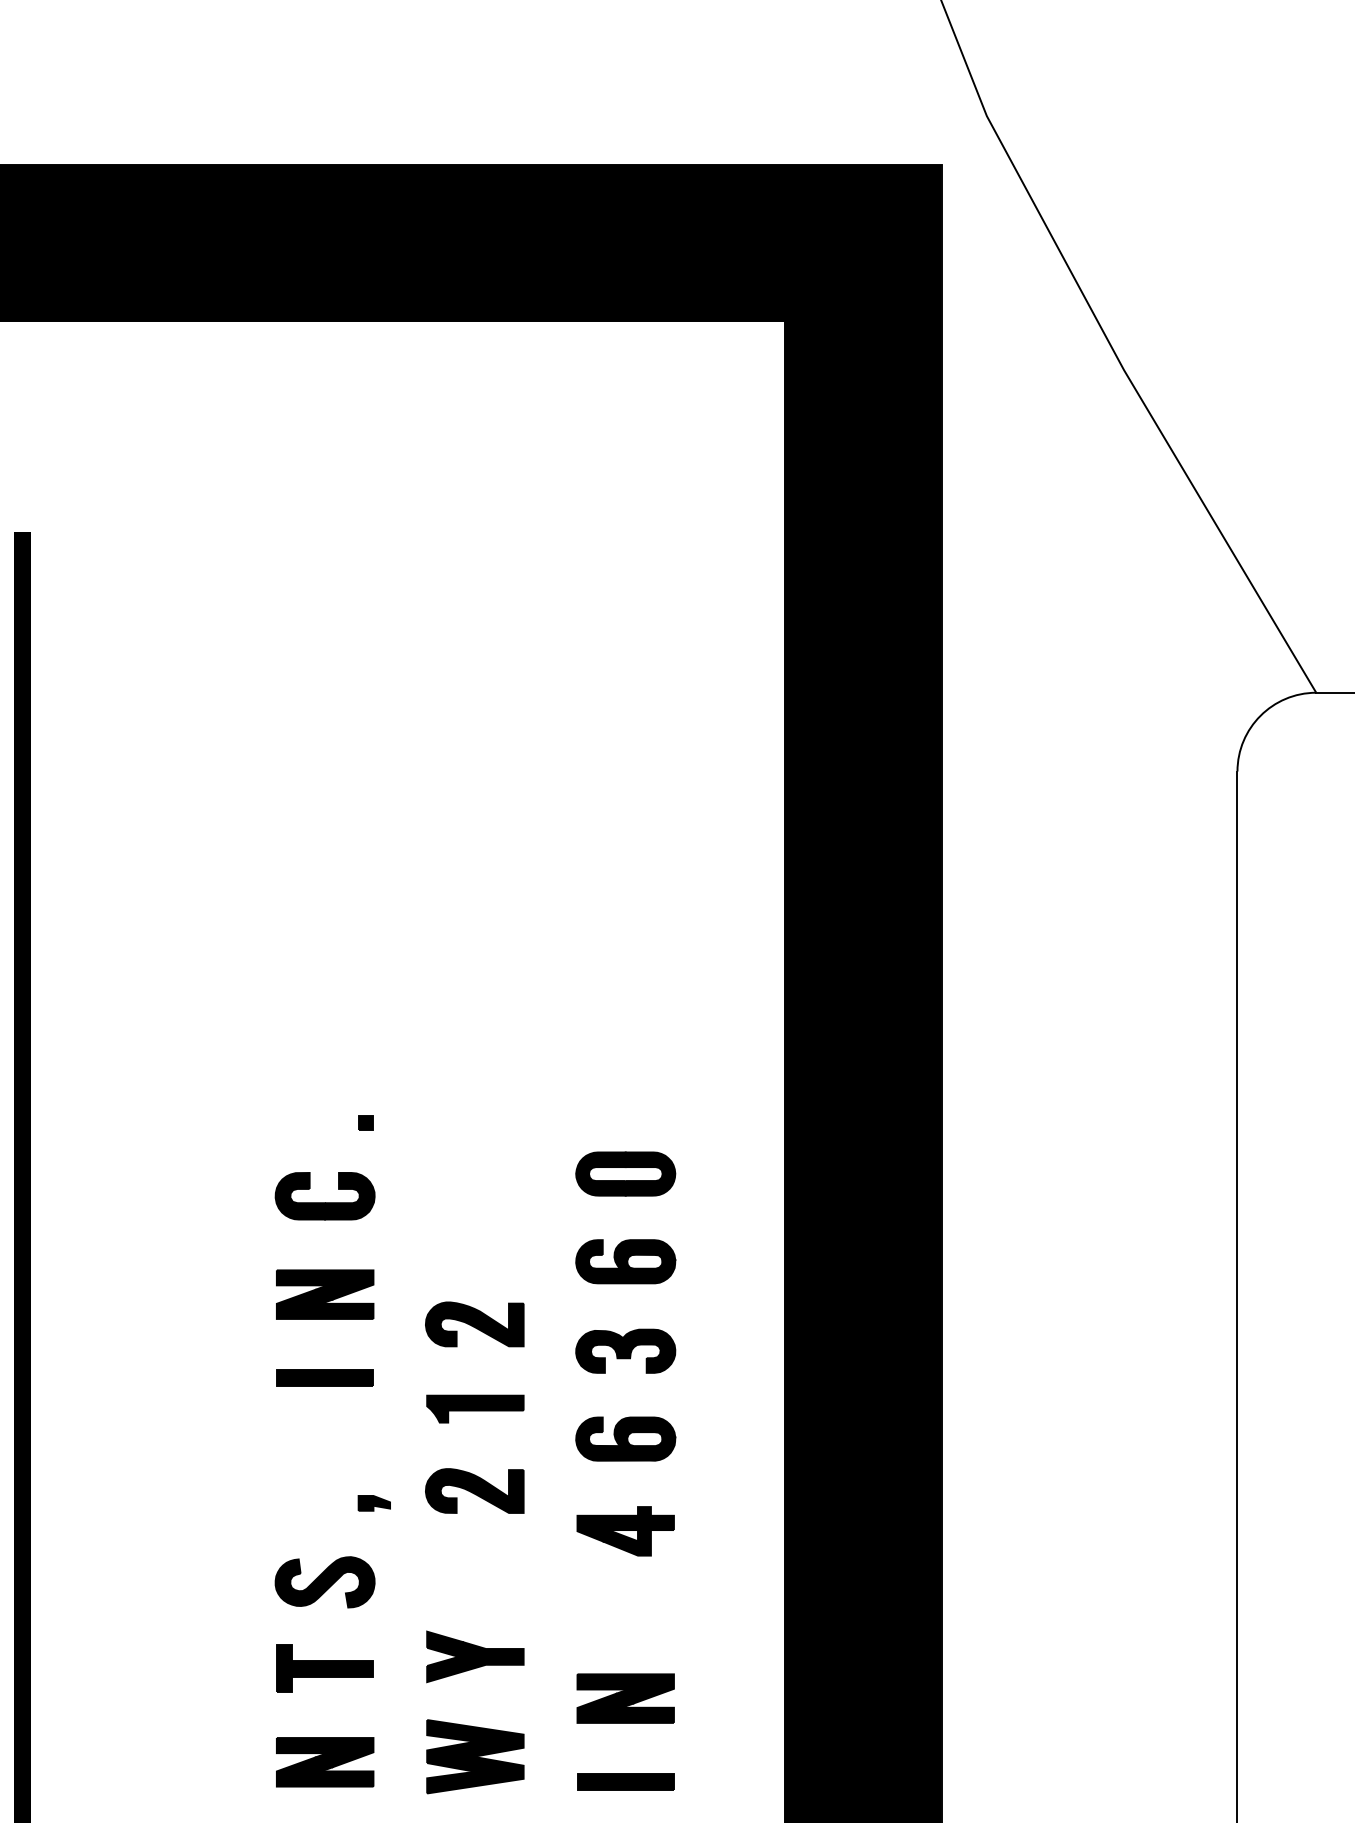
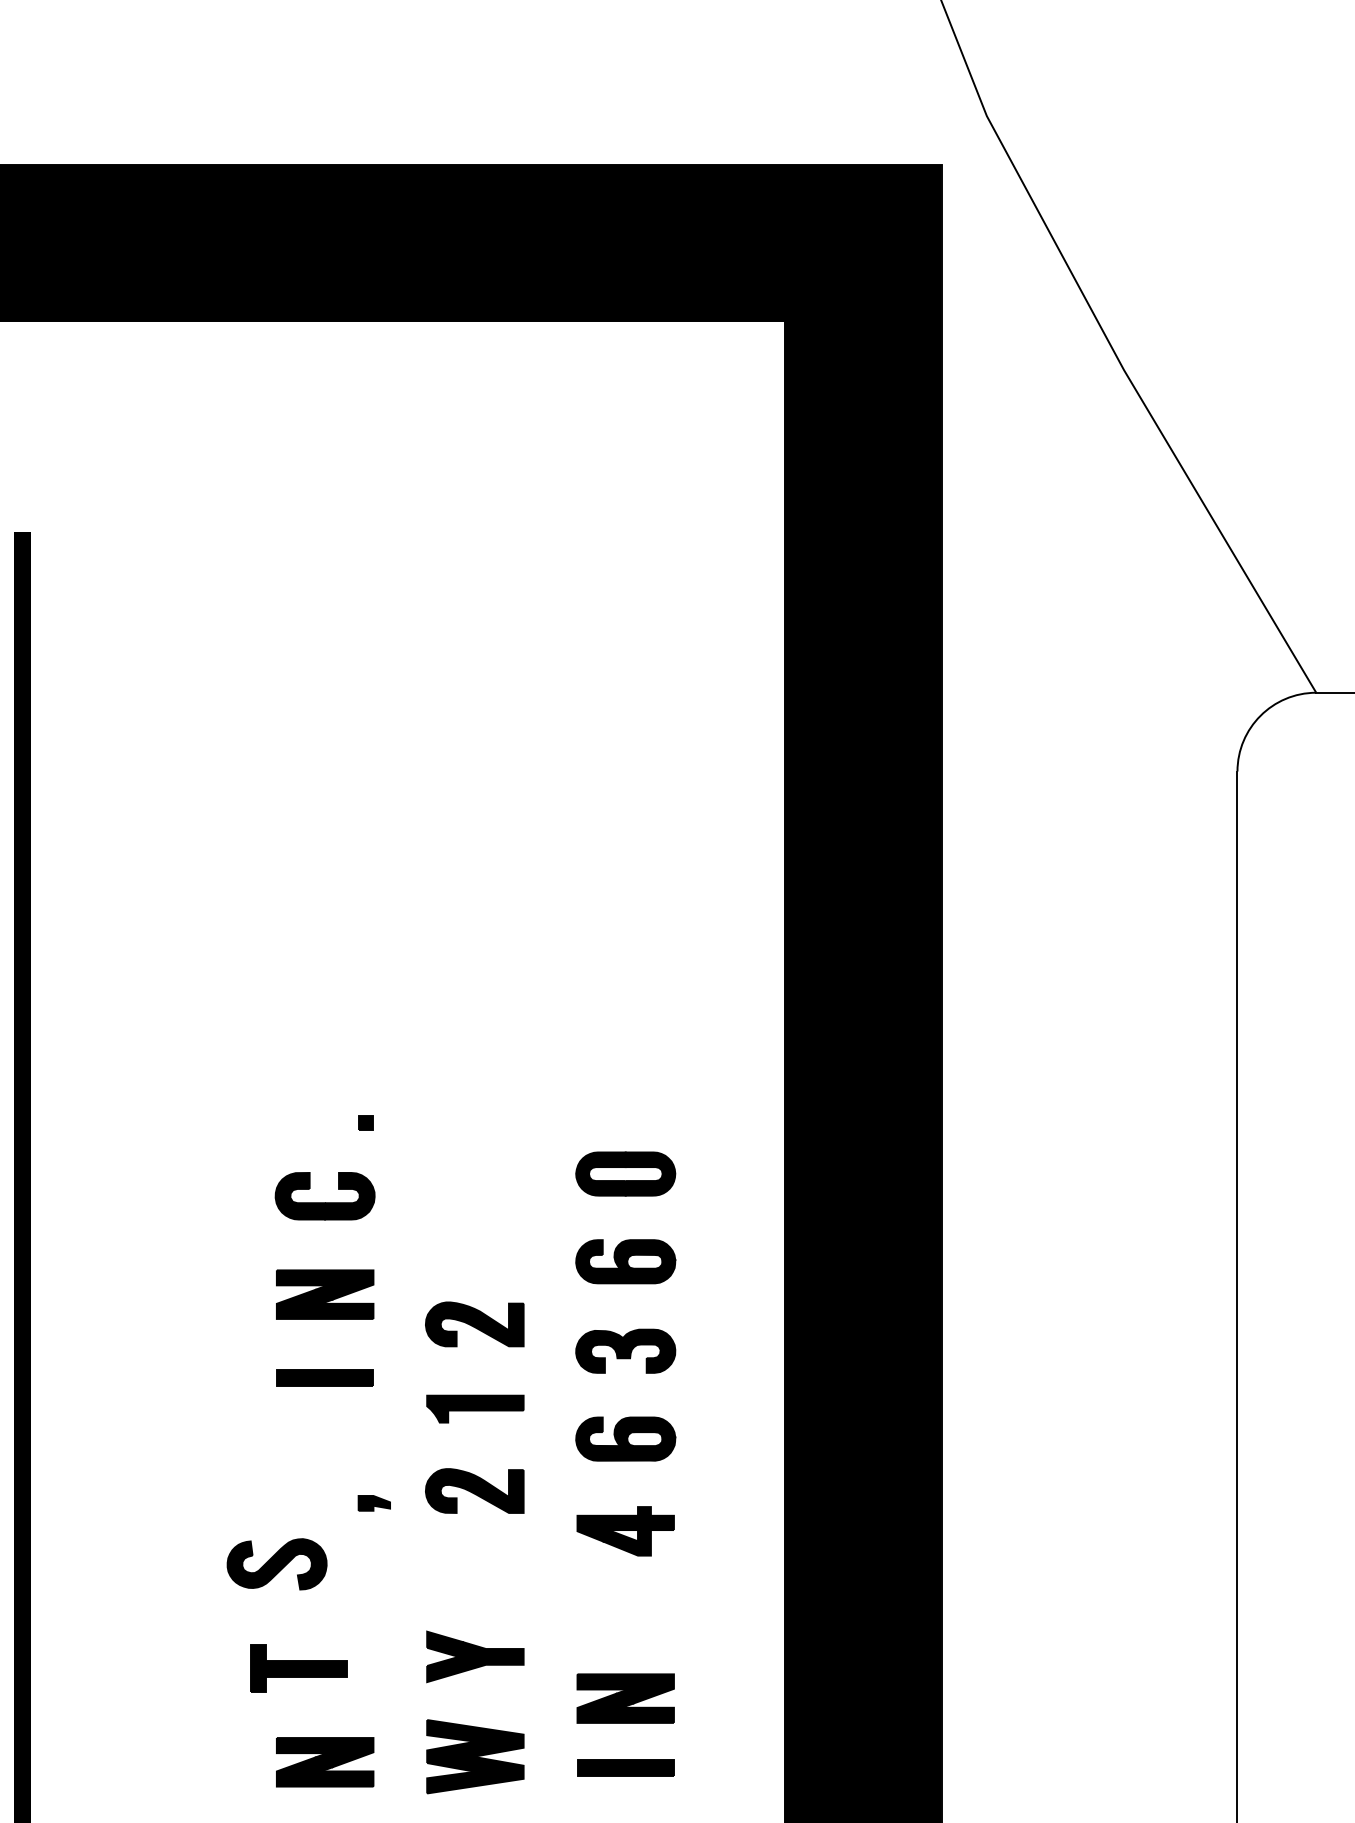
part position: (324, 1582) -> (276, 1564) (276, 1564)
part position: (324, 1668) -> (298, 1668) (298, 1668)
part position: (625, 1781) -> (625, 1767) (625, 1767)
